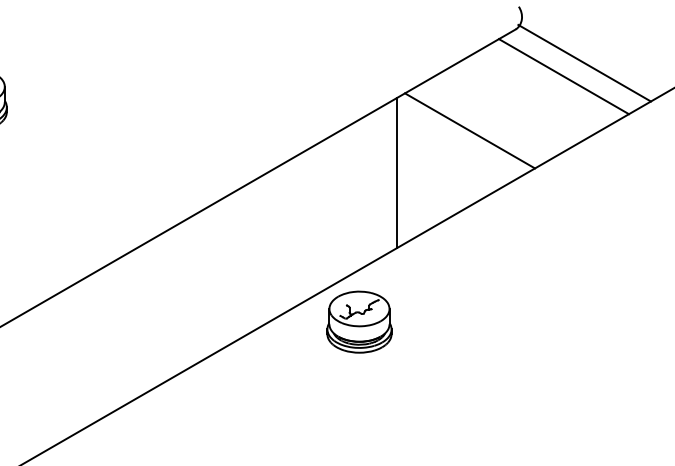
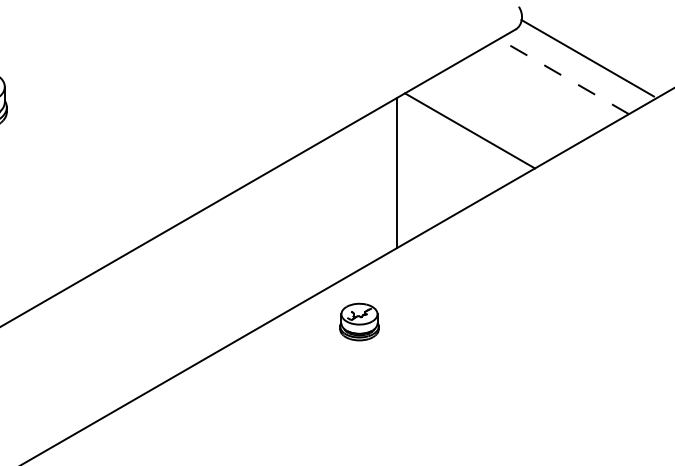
line position: (584, 62) -> (587, 57) (587, 57)
line: solid -> dashed (563, 76)
part size: 67x64 px -> 41x40 px (359, 321)
